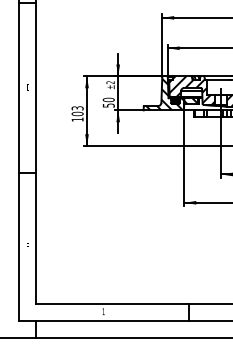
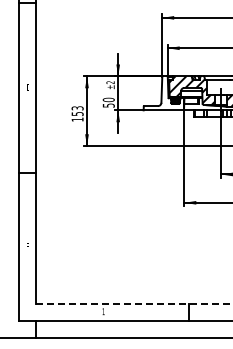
hatch: present -> none (172, 94)
text: 103 -> 153 (77, 113)
line: solid -> dashed (134, 303)
